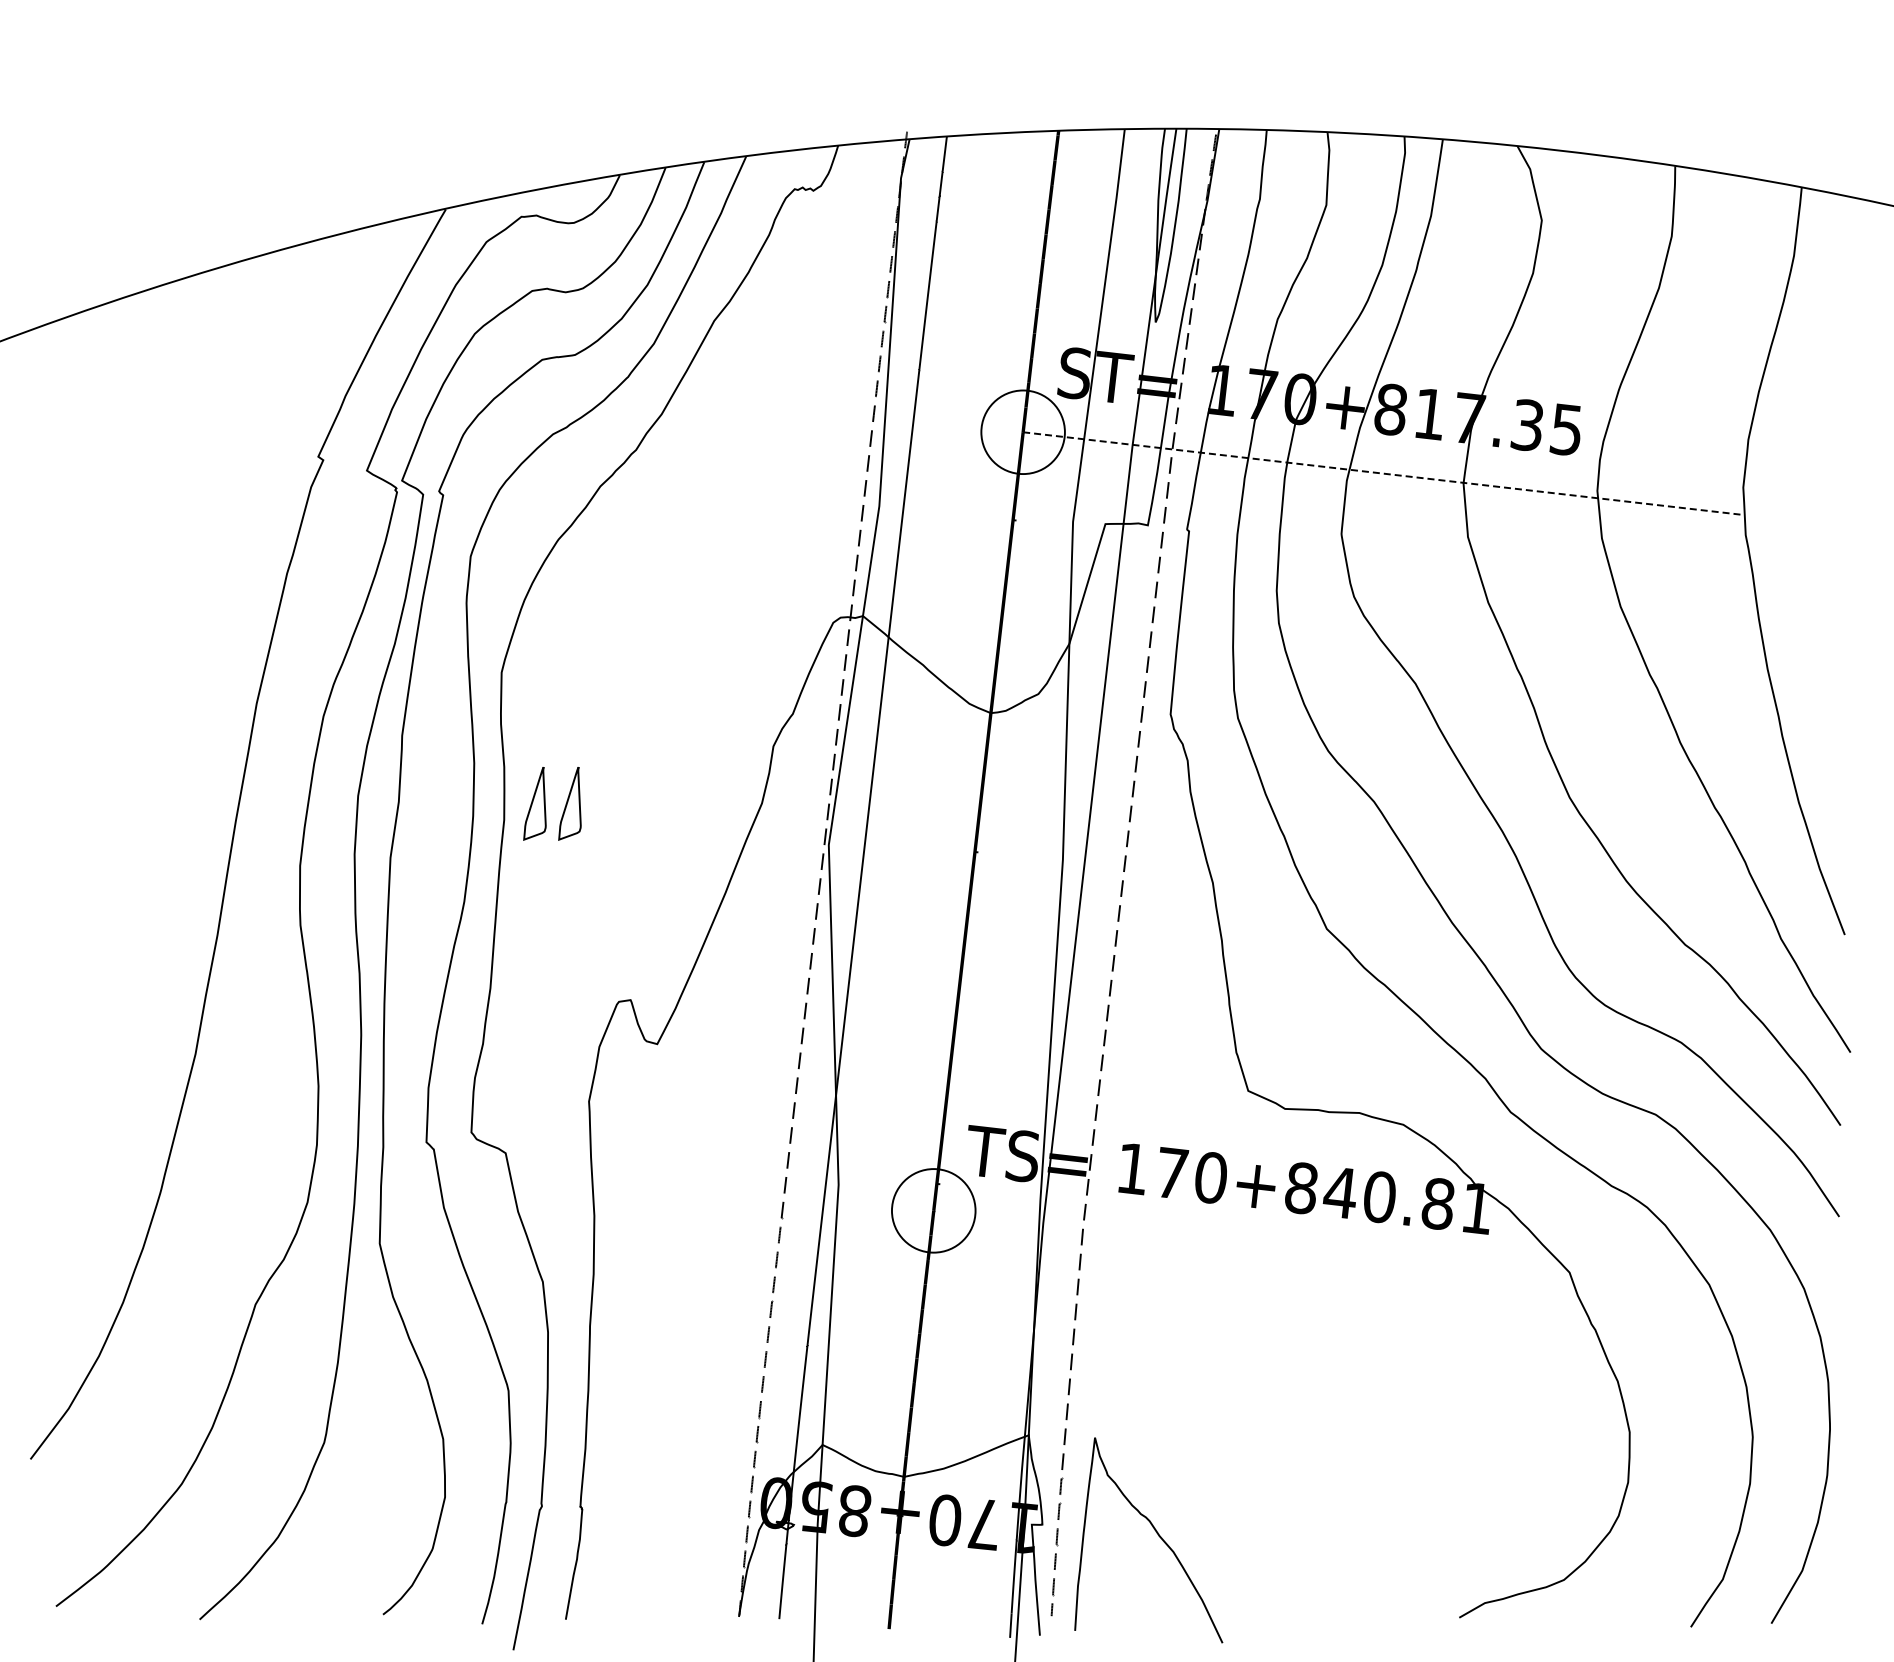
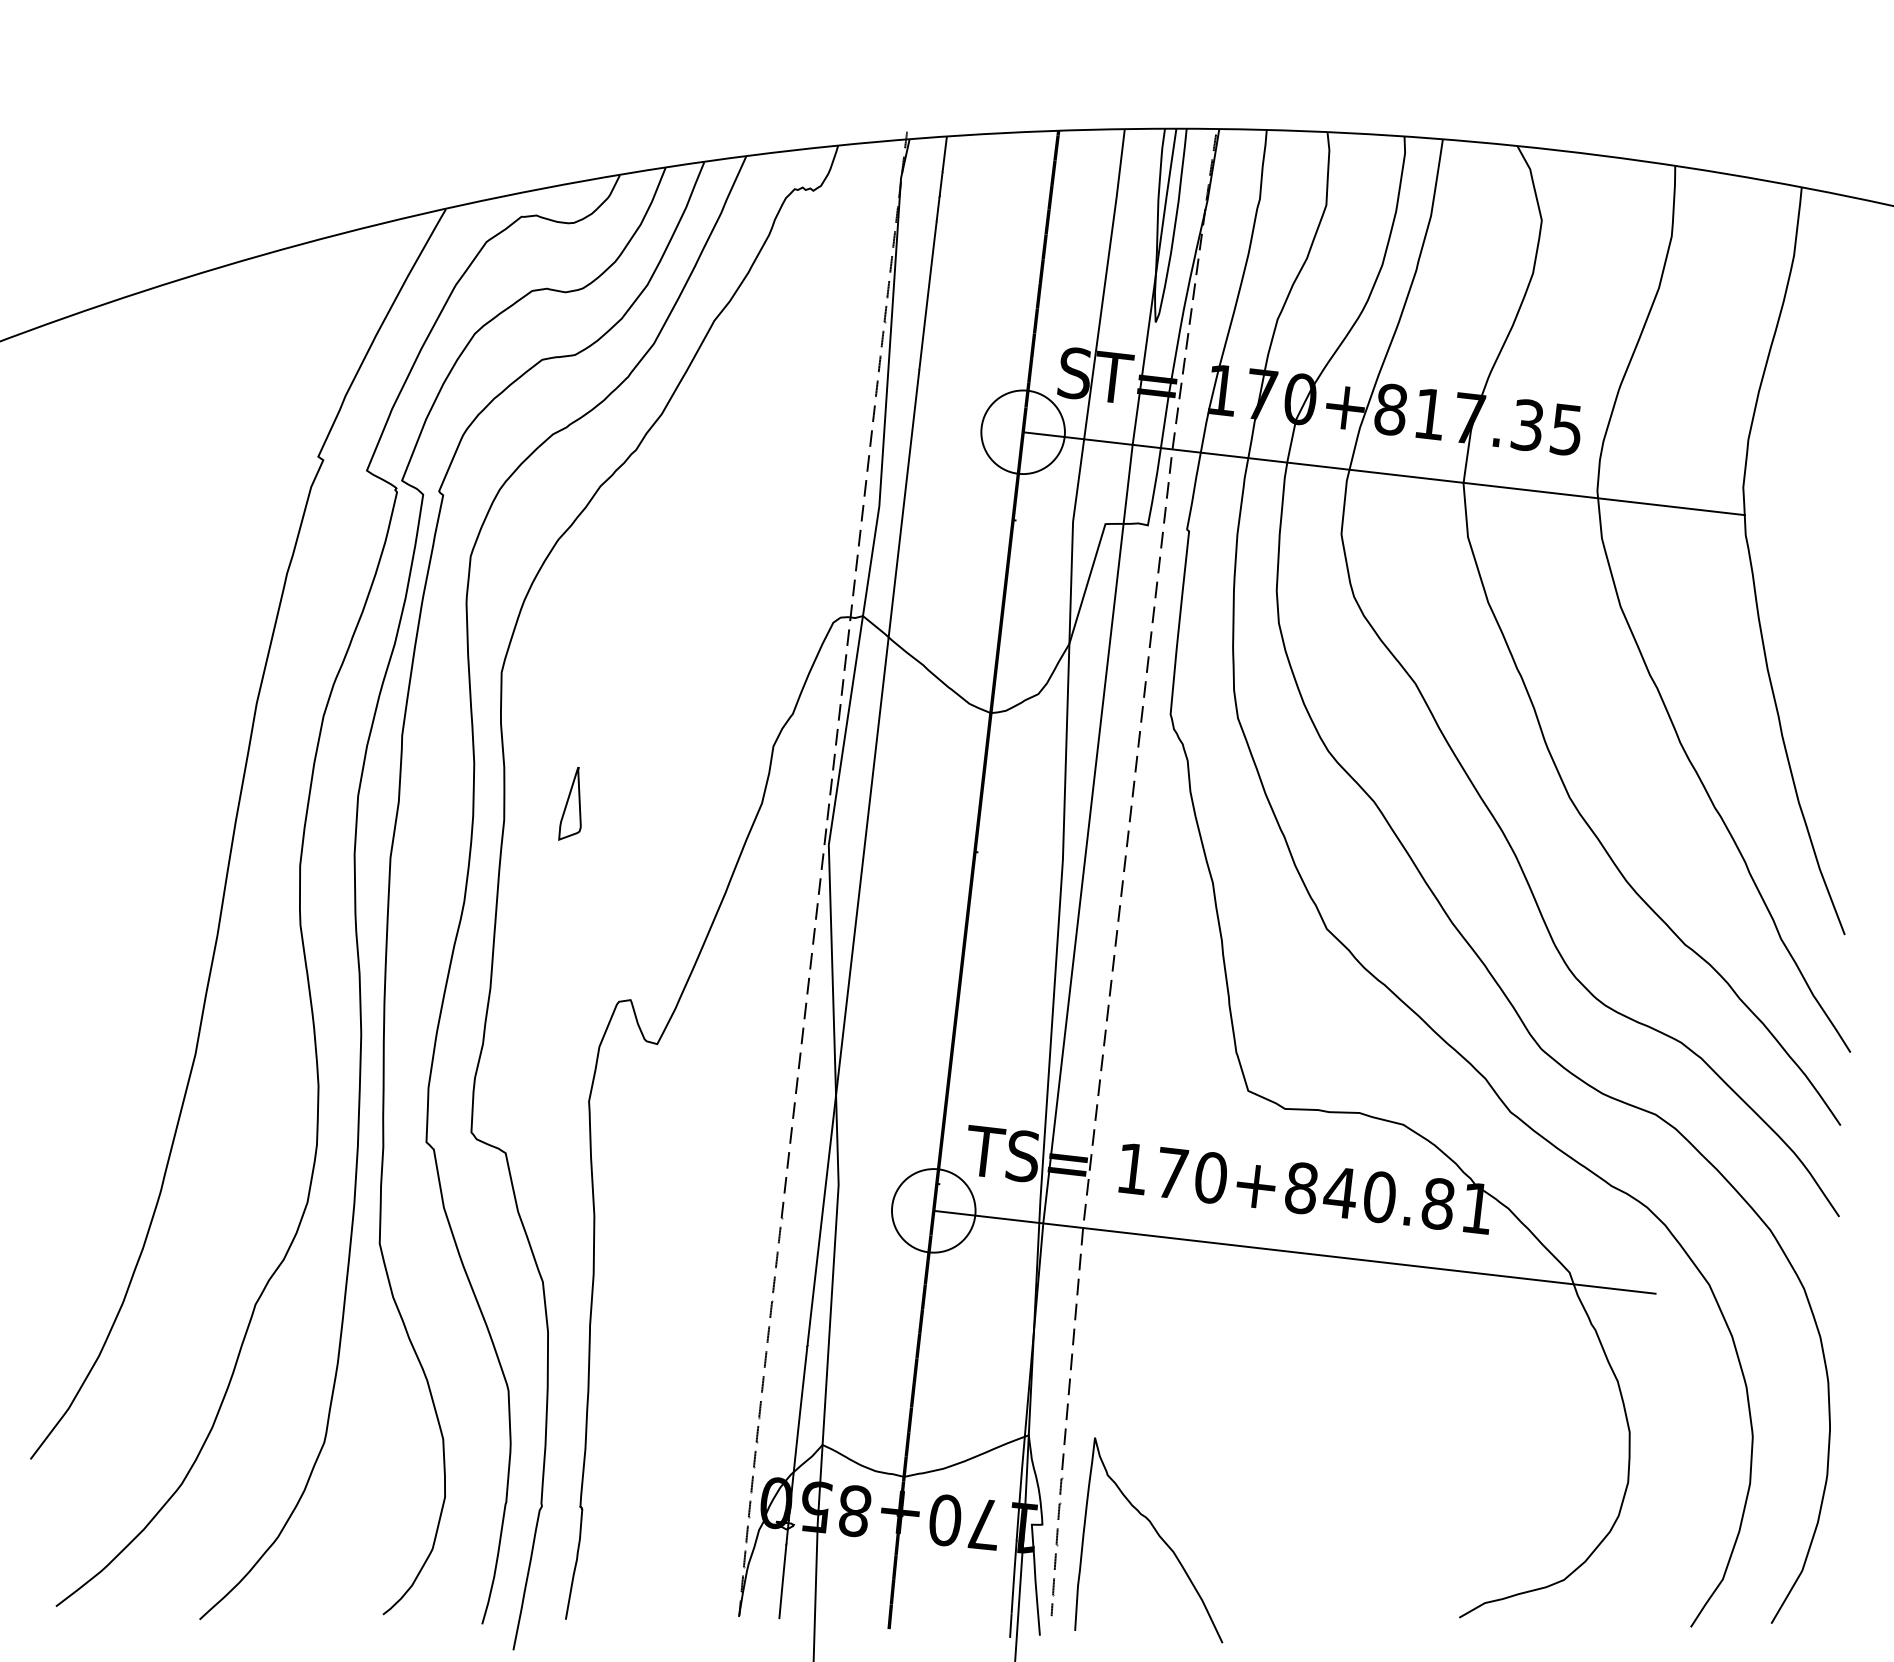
line: dashed -> solid (1384, 473)
part: present -> none (534, 803)
line: none -> present (1294, 1251)
